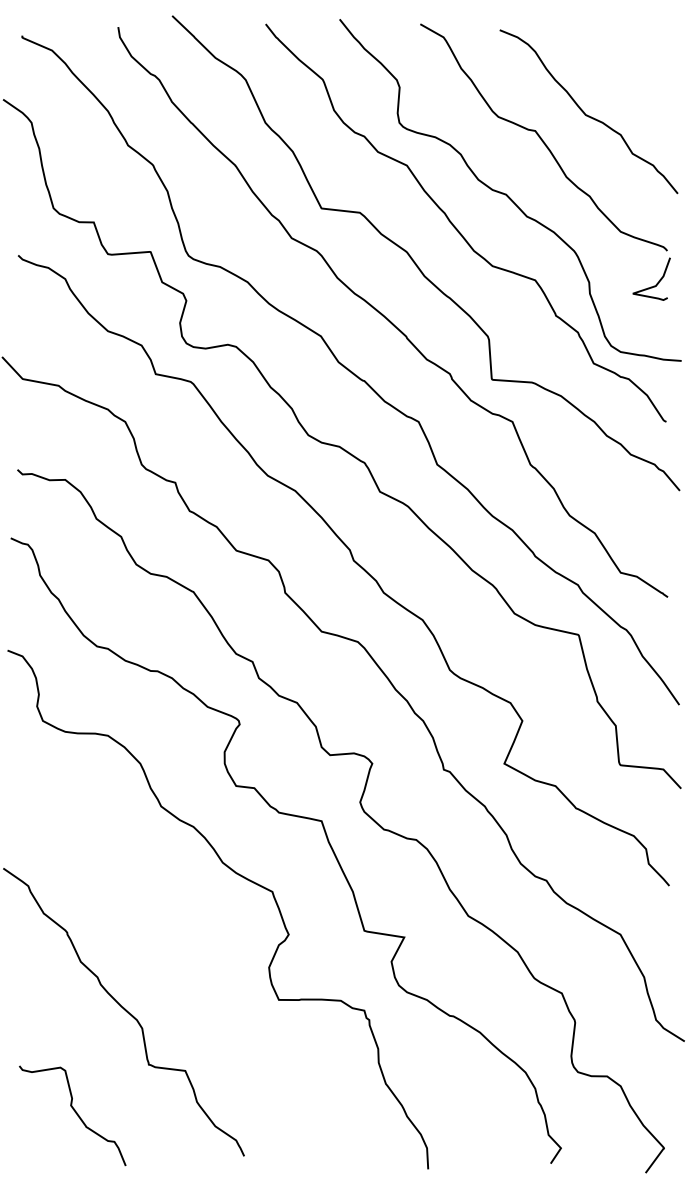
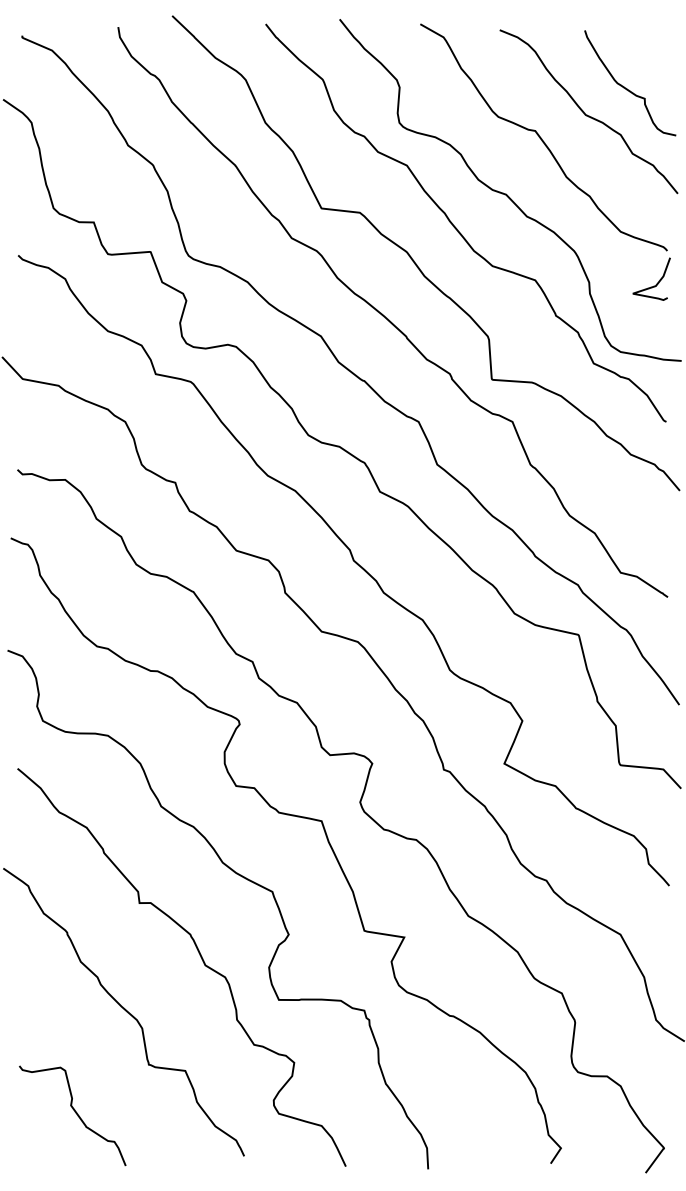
curve: none -> present (627, 88)
curve: none -> present (200, 957)
